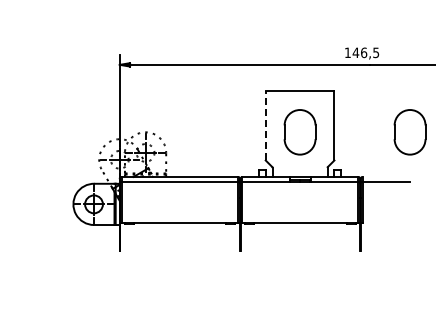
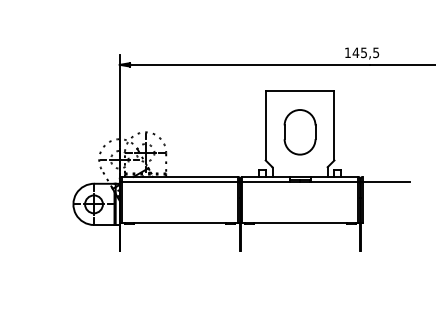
text: 146,5 -> 145,5 (364, 52)
line: dashed -> solid (265, 125)
part: present -> none (409, 132)
